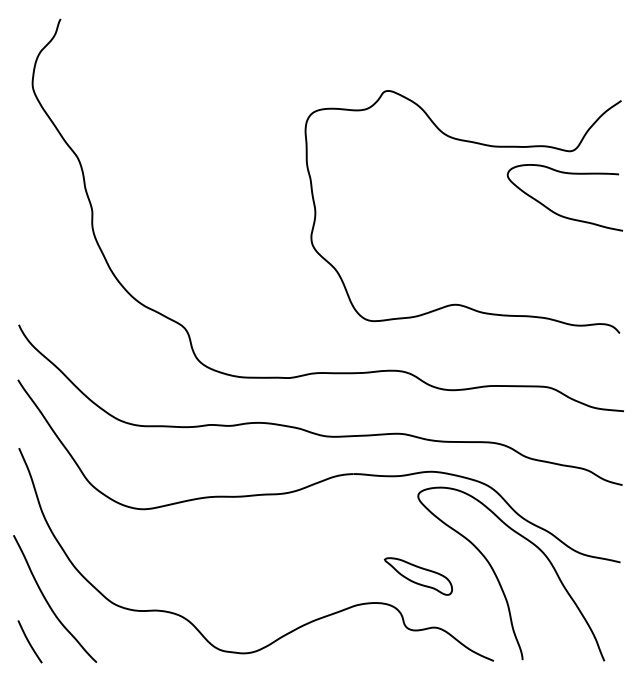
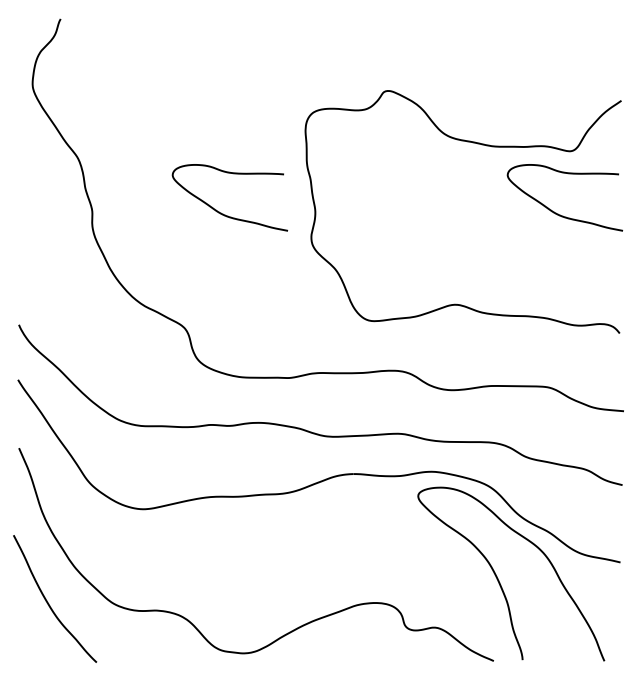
curve: none -> present (221, 212)
part: present -> none (418, 576)
curve: present -> none (29, 641)
